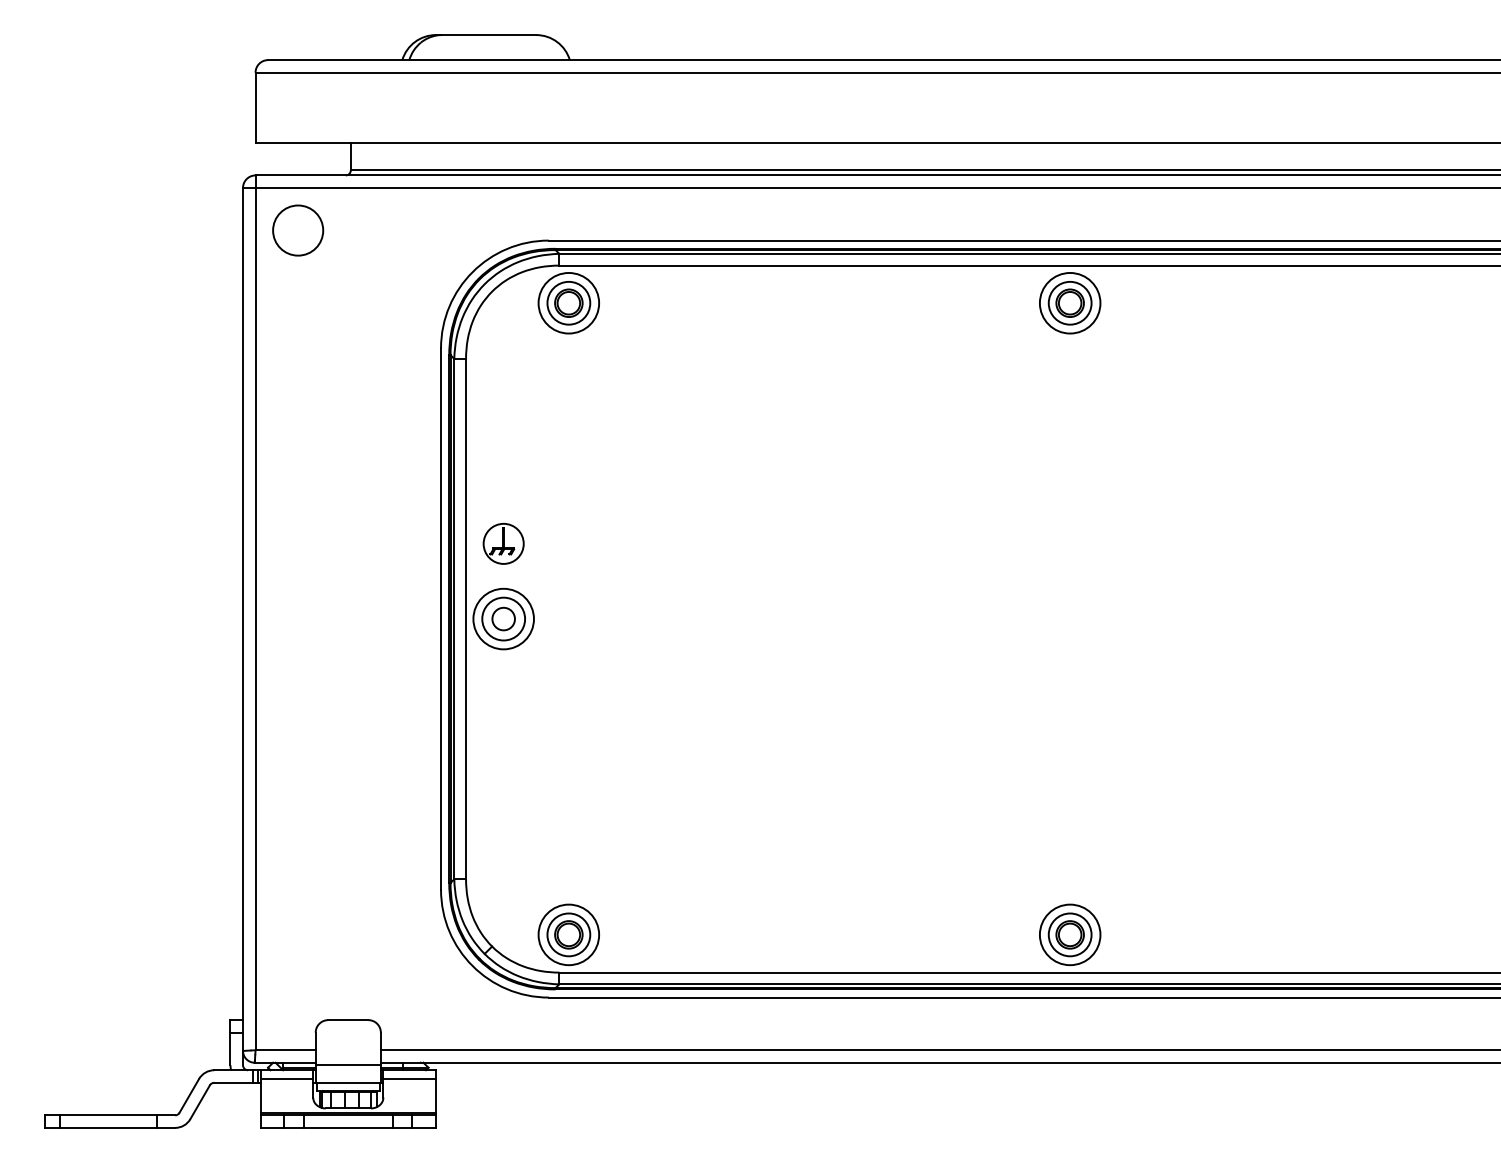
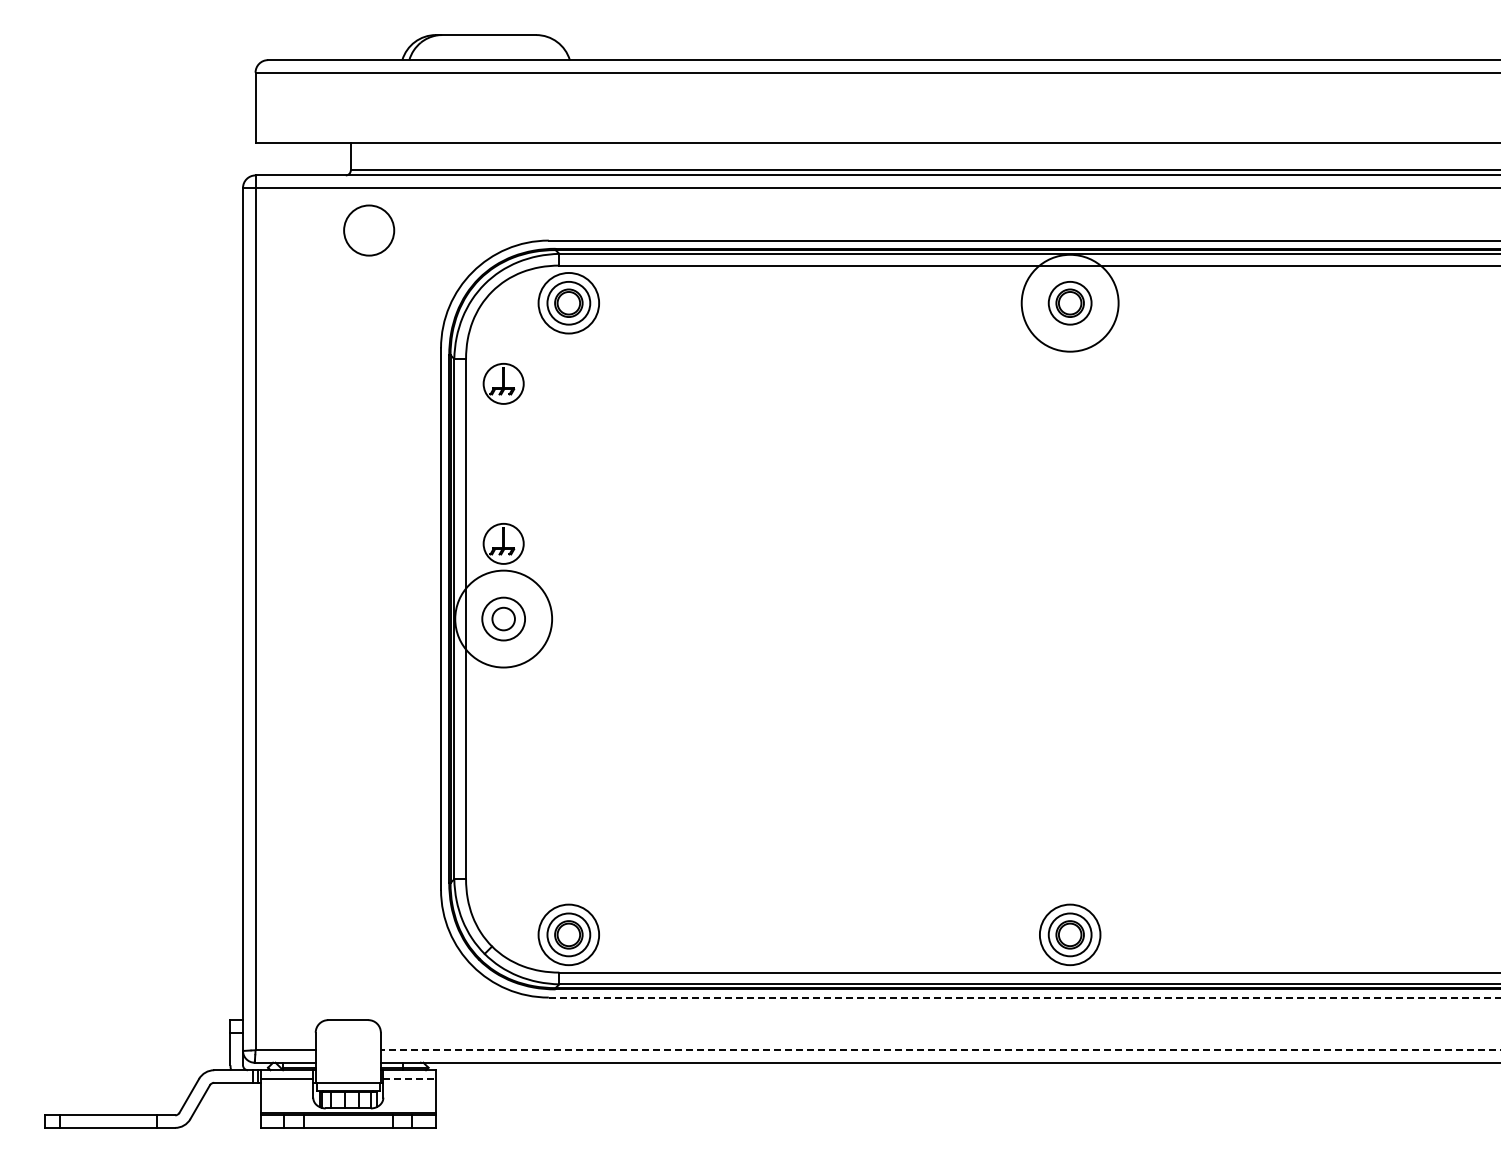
circle position: (298, 230) -> (369, 230) (369, 230)
circle diameter: 61 px -> 97 px (1069, 302)
part: none -> present (503, 383)
circle diameter: 61 px -> 97 px (503, 618)
line: solid -> dashed (1024, 997)
line: solid -> dashed (940, 1050)
line: present -> none (347, 1065)
line: solid -> dashed (410, 1079)
